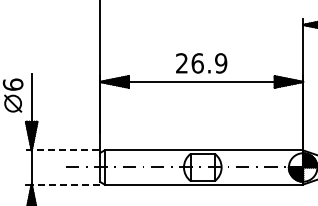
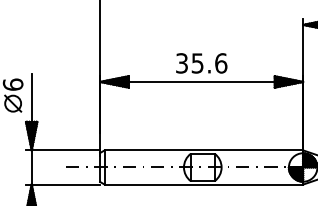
text: 26.9 -> 35.6 (201, 63)
line: dashed -> solid (63, 150)
line: dashed -> solid (65, 184)
